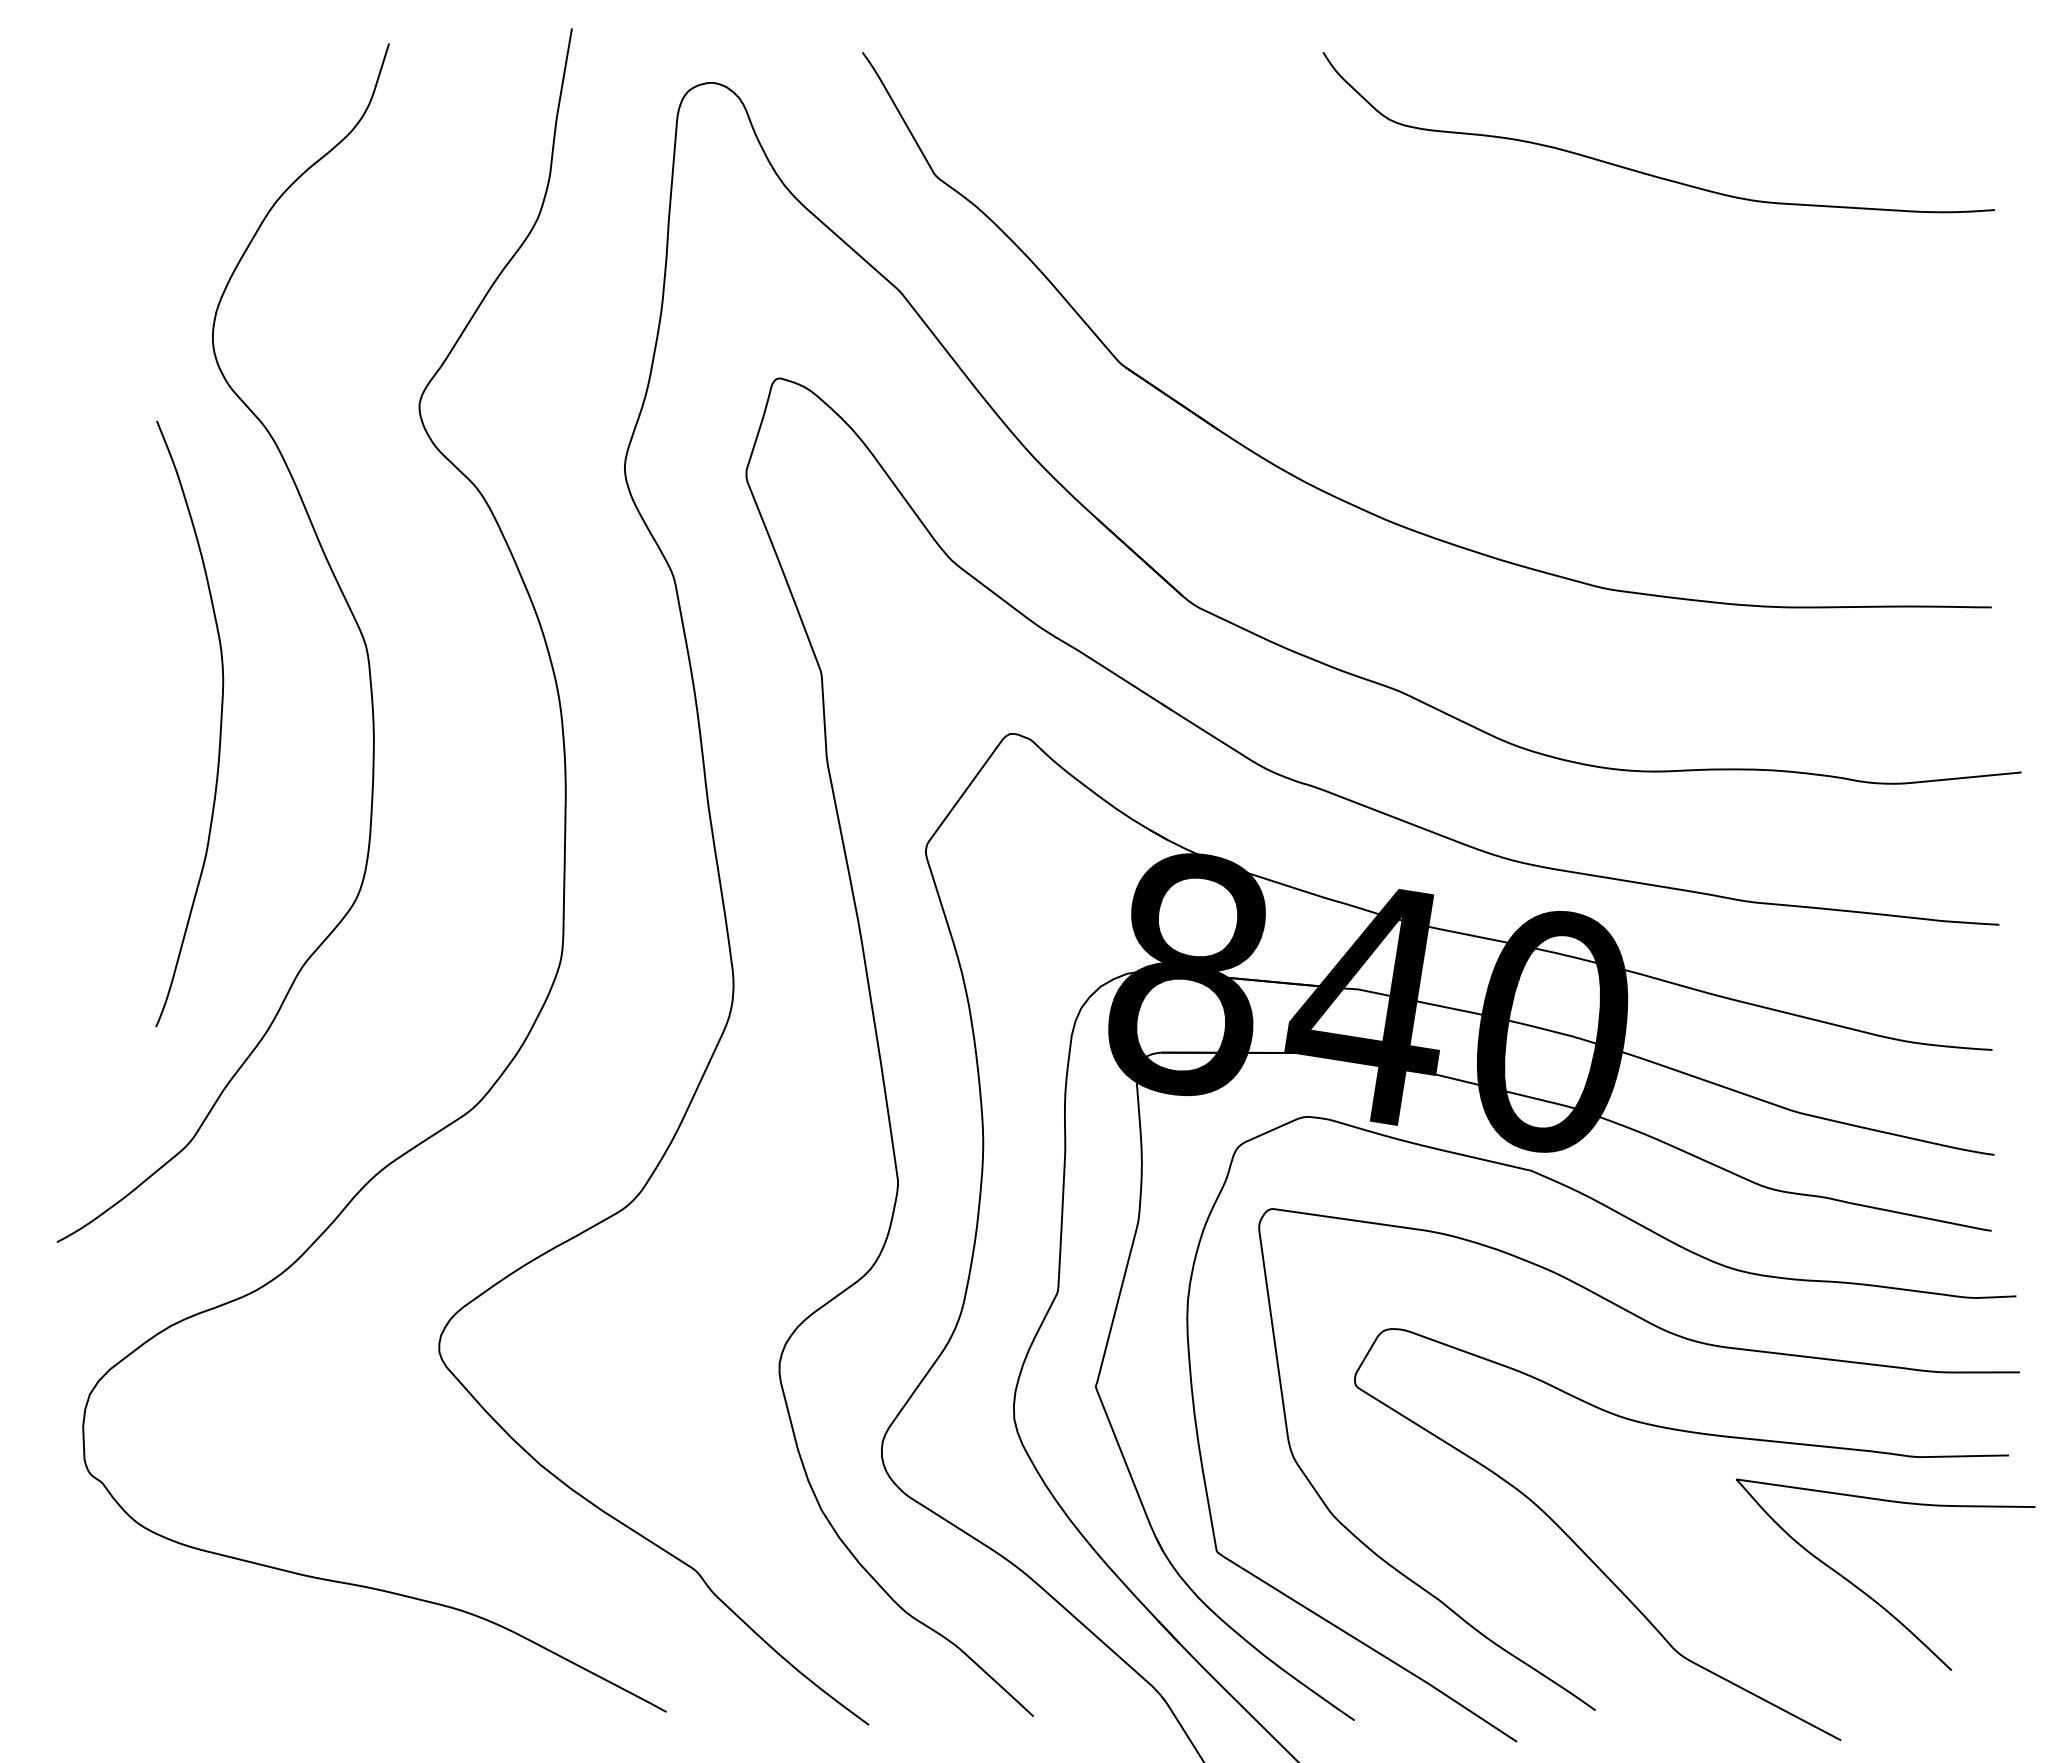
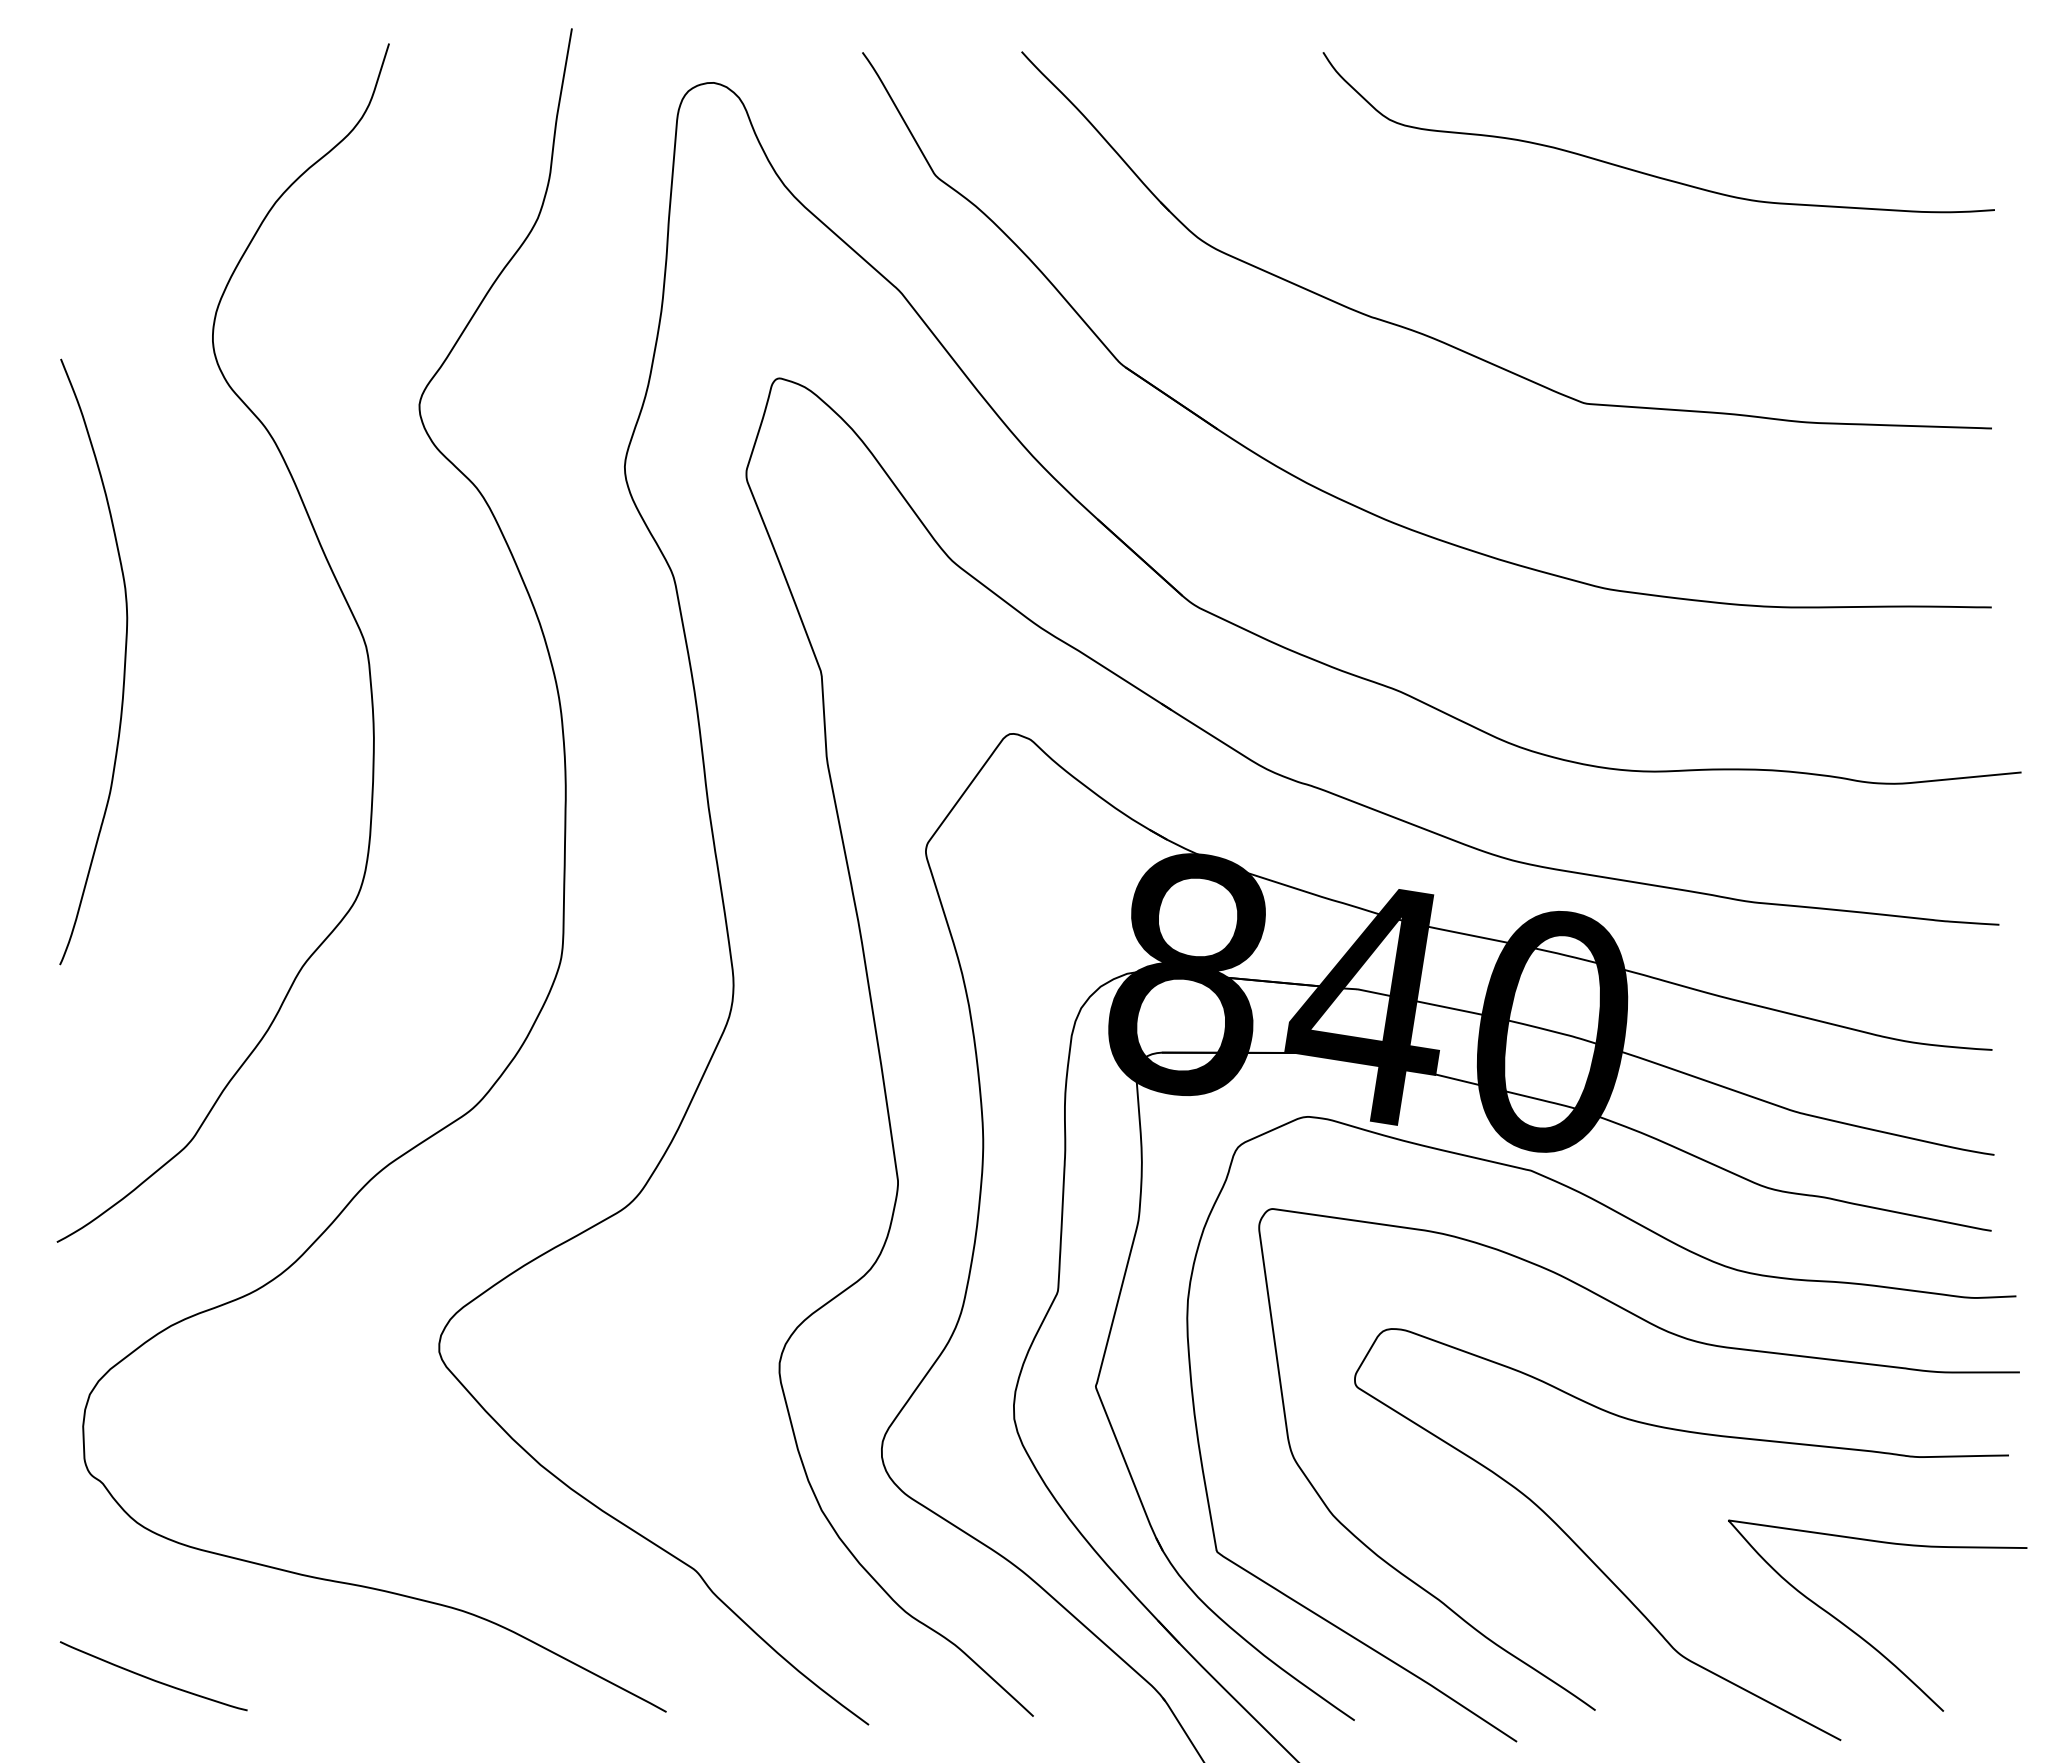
part: none -> present (1455, 346)
curve position: (220, 723) -> (124, 661) (124, 661)
curve position: (1868, 1594) -> (1860, 1635) (1860, 1635)
curve: none -> present (152, 1678)
